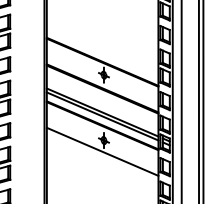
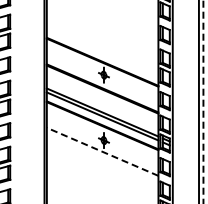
line: present -> none (181, 101)
line: solid -> dashed (203, 102)
line: solid -> dashed (102, 151)
